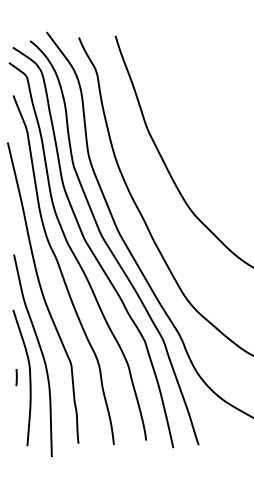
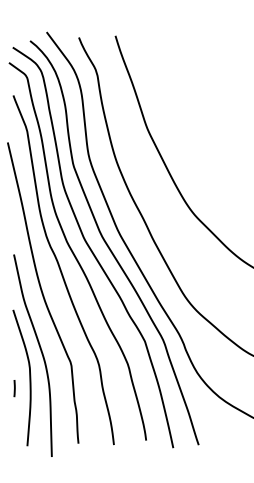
line position: (16, 377) -> (14, 388) (14, 388)
